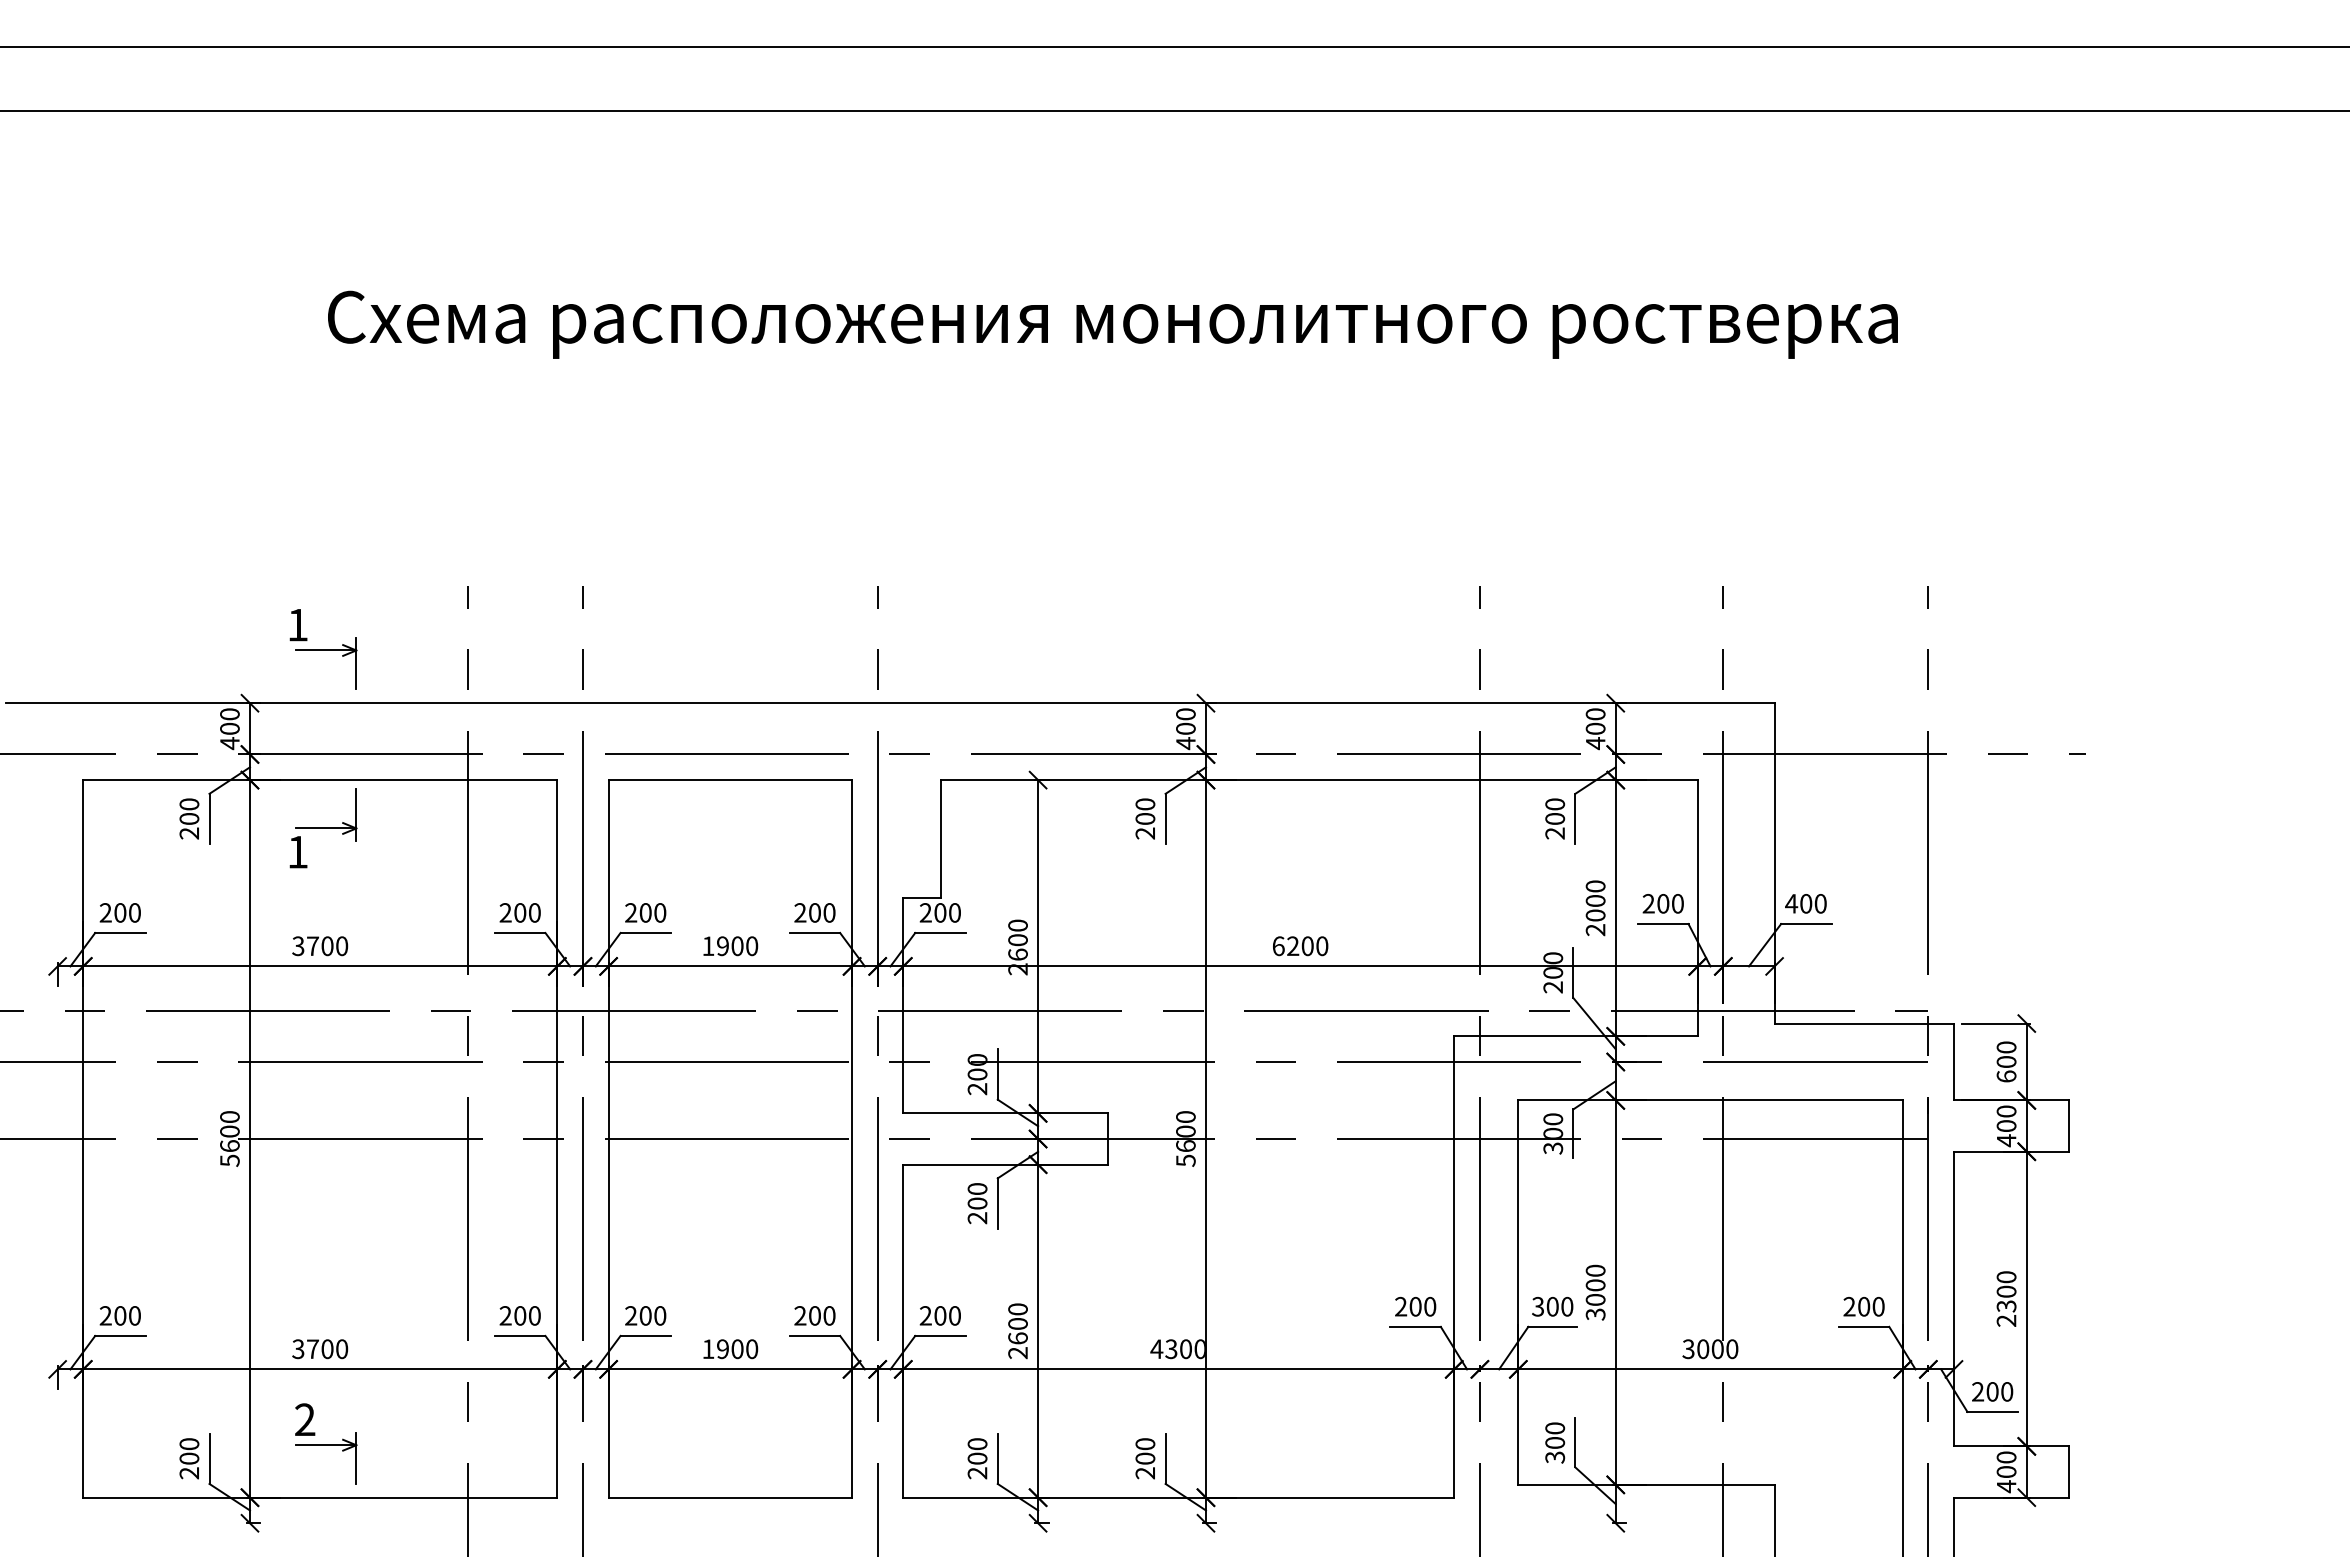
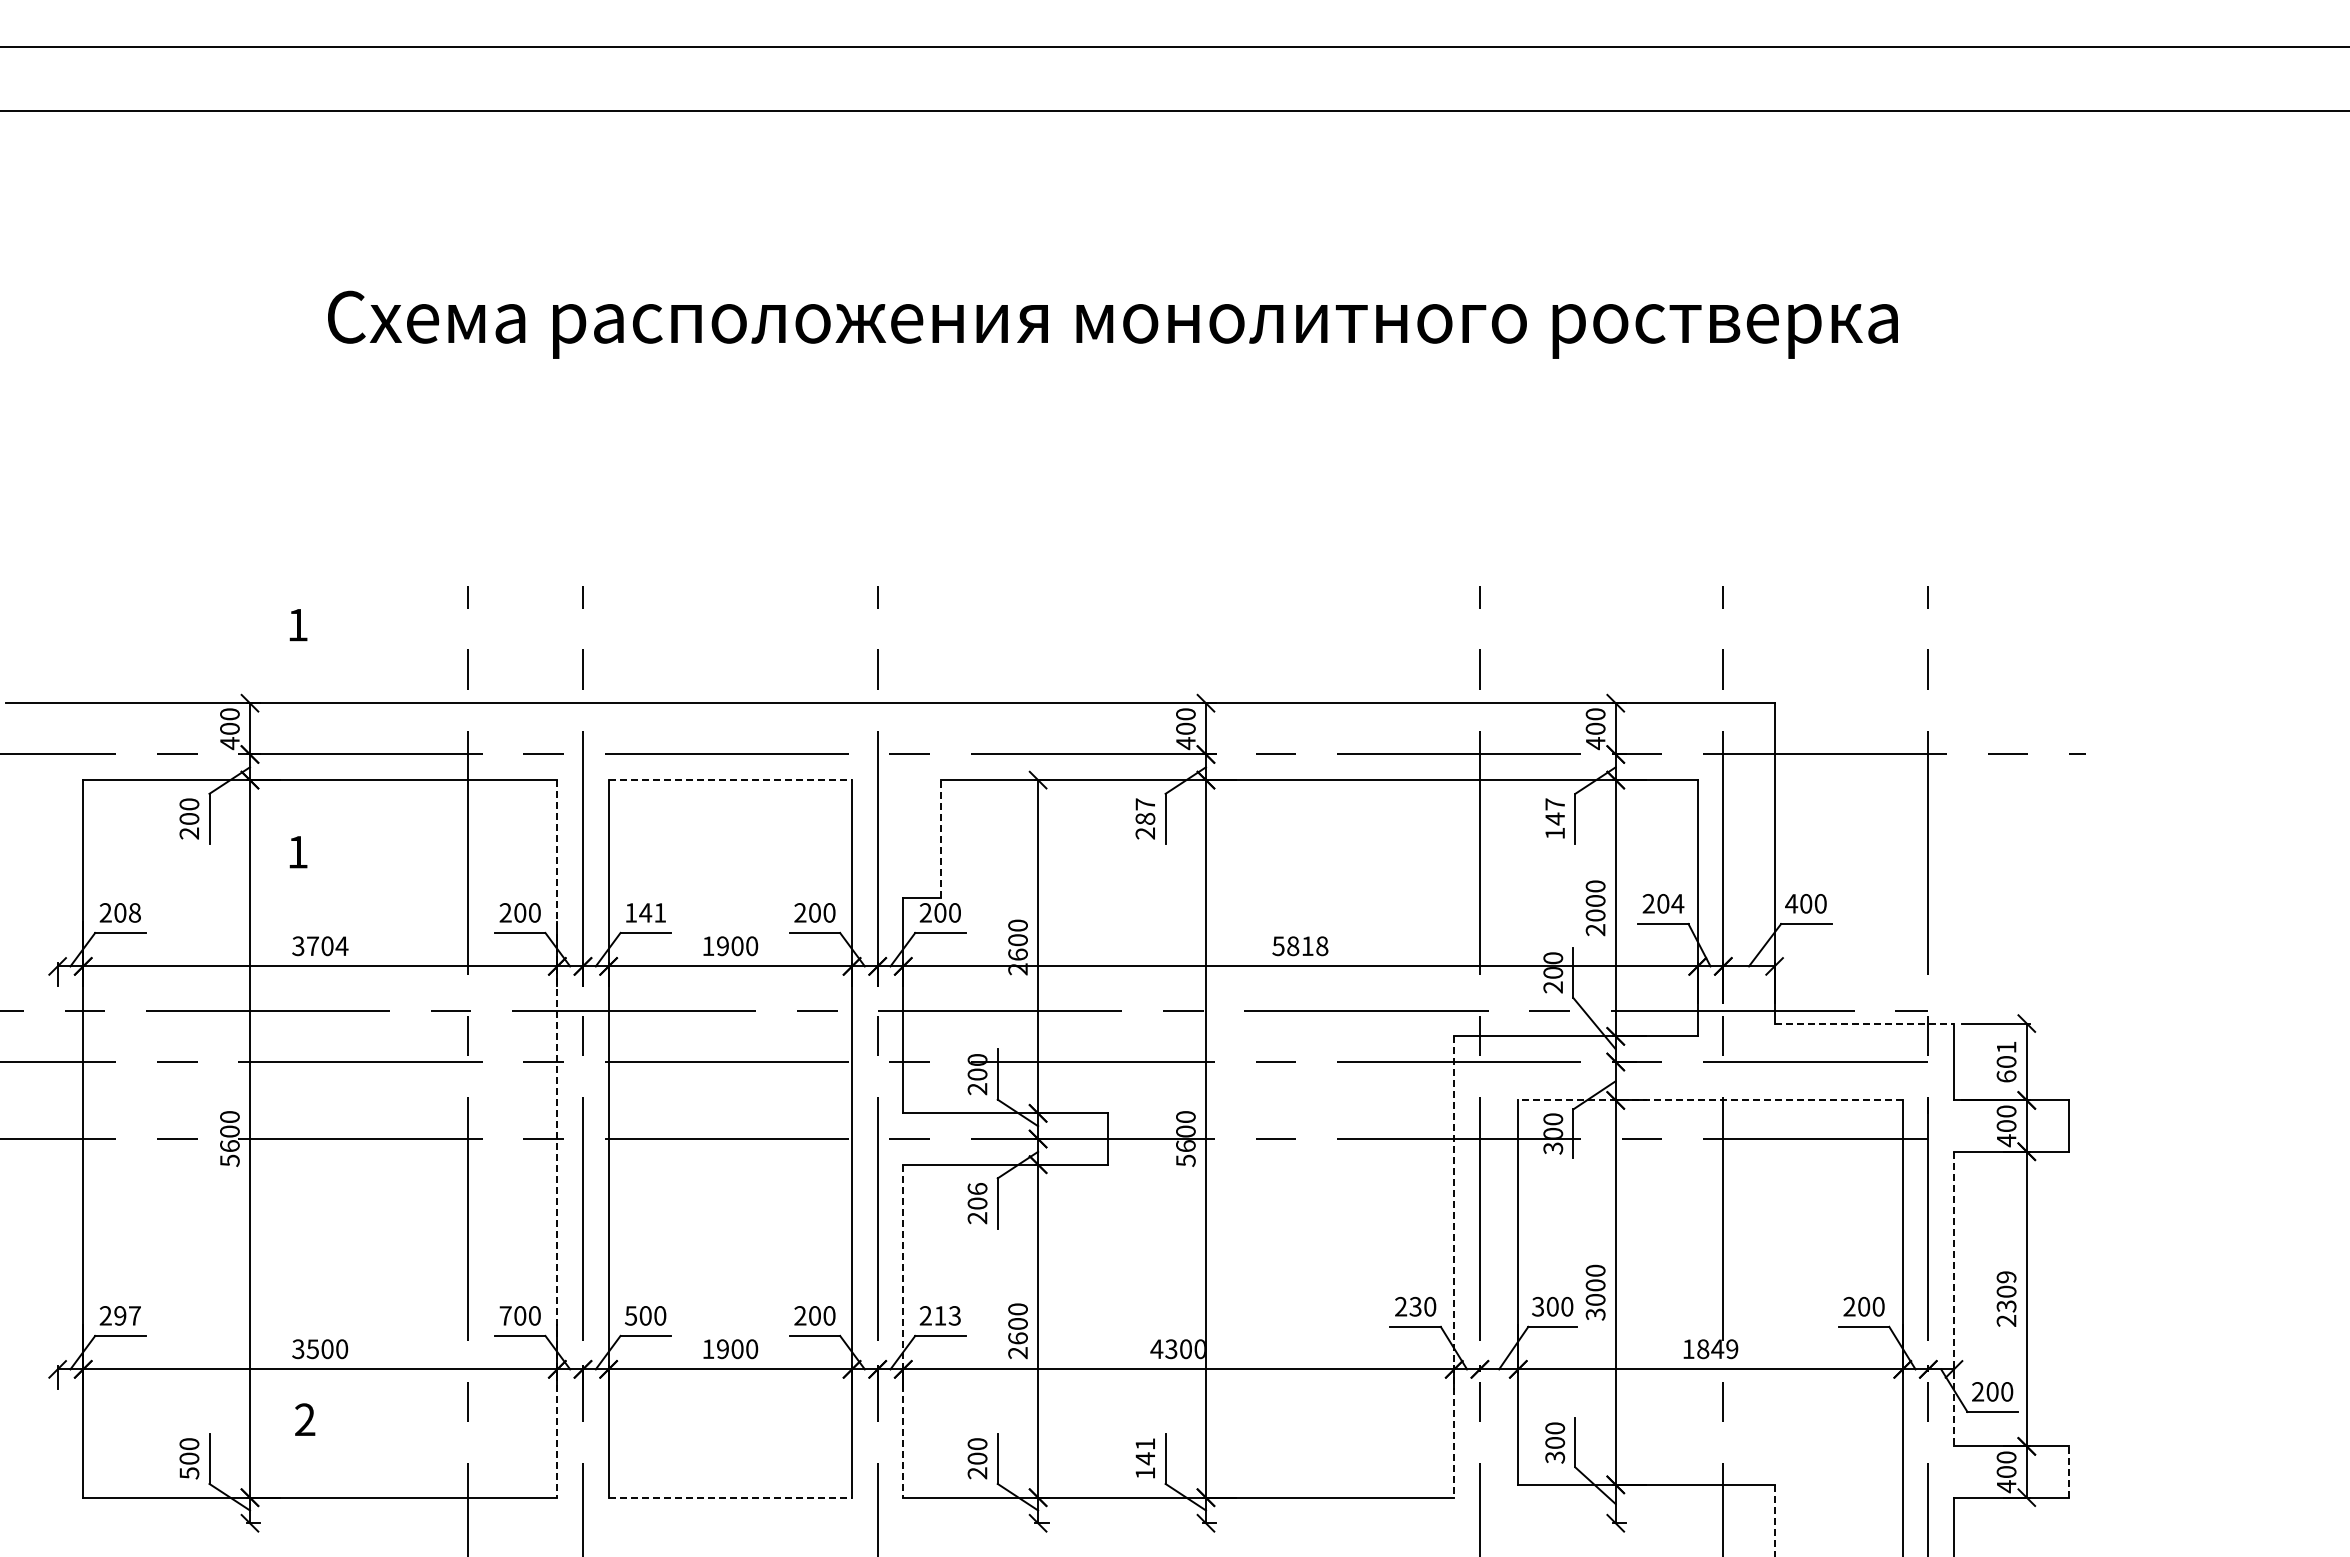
part: present -> none (326, 650)
line: solid -> dashed (730, 780)
text: 200 -> 287 (1145, 811)
text: 200 -> 147 (1555, 818)
part: present -> none (326, 827)
line: solid -> dashed (940, 839)
text: 200 -> 204 (1677, 903)
text: 200 -> 208 (134, 912)
text: 200 -> 141 (645, 912)
text: 3700 -> 3704 (341, 946)
text: 6200 -> 5818 (1300, 946)
line: solid -> dashed (1864, 1023)
text: 600 -> 601 (2006, 1047)
line: solid -> dashed (1710, 1100)
line: solid -> dashed (557, 1138)
text: 200 -> 206 (977, 1188)
line: solid -> dashed (1454, 1267)
text: 2300 -> 2309 (2006, 1277)
line: solid -> dashed (1954, 1299)
text: 200 -> 230 (1415, 1306)
text: 200 -> 297 (127, 1315)
text: 200 -> 700 (505, 1315)
text: 200 -> 500 (630, 1315)
text: 200 -> 213 (947, 1315)
line: solid -> dashed (903, 1331)
text: 3700 -> 3500 (312, 1349)
text: 3000 -> 1849 (1710, 1349)
part: present -> none (326, 1445)
text: 200 -> 141 (1145, 1458)
line: solid -> dashed (2069, 1472)
text: 200 -> 500 (189, 1473)
line: solid -> dashed (730, 1497)
line: solid -> dashed (1774, 1520)
